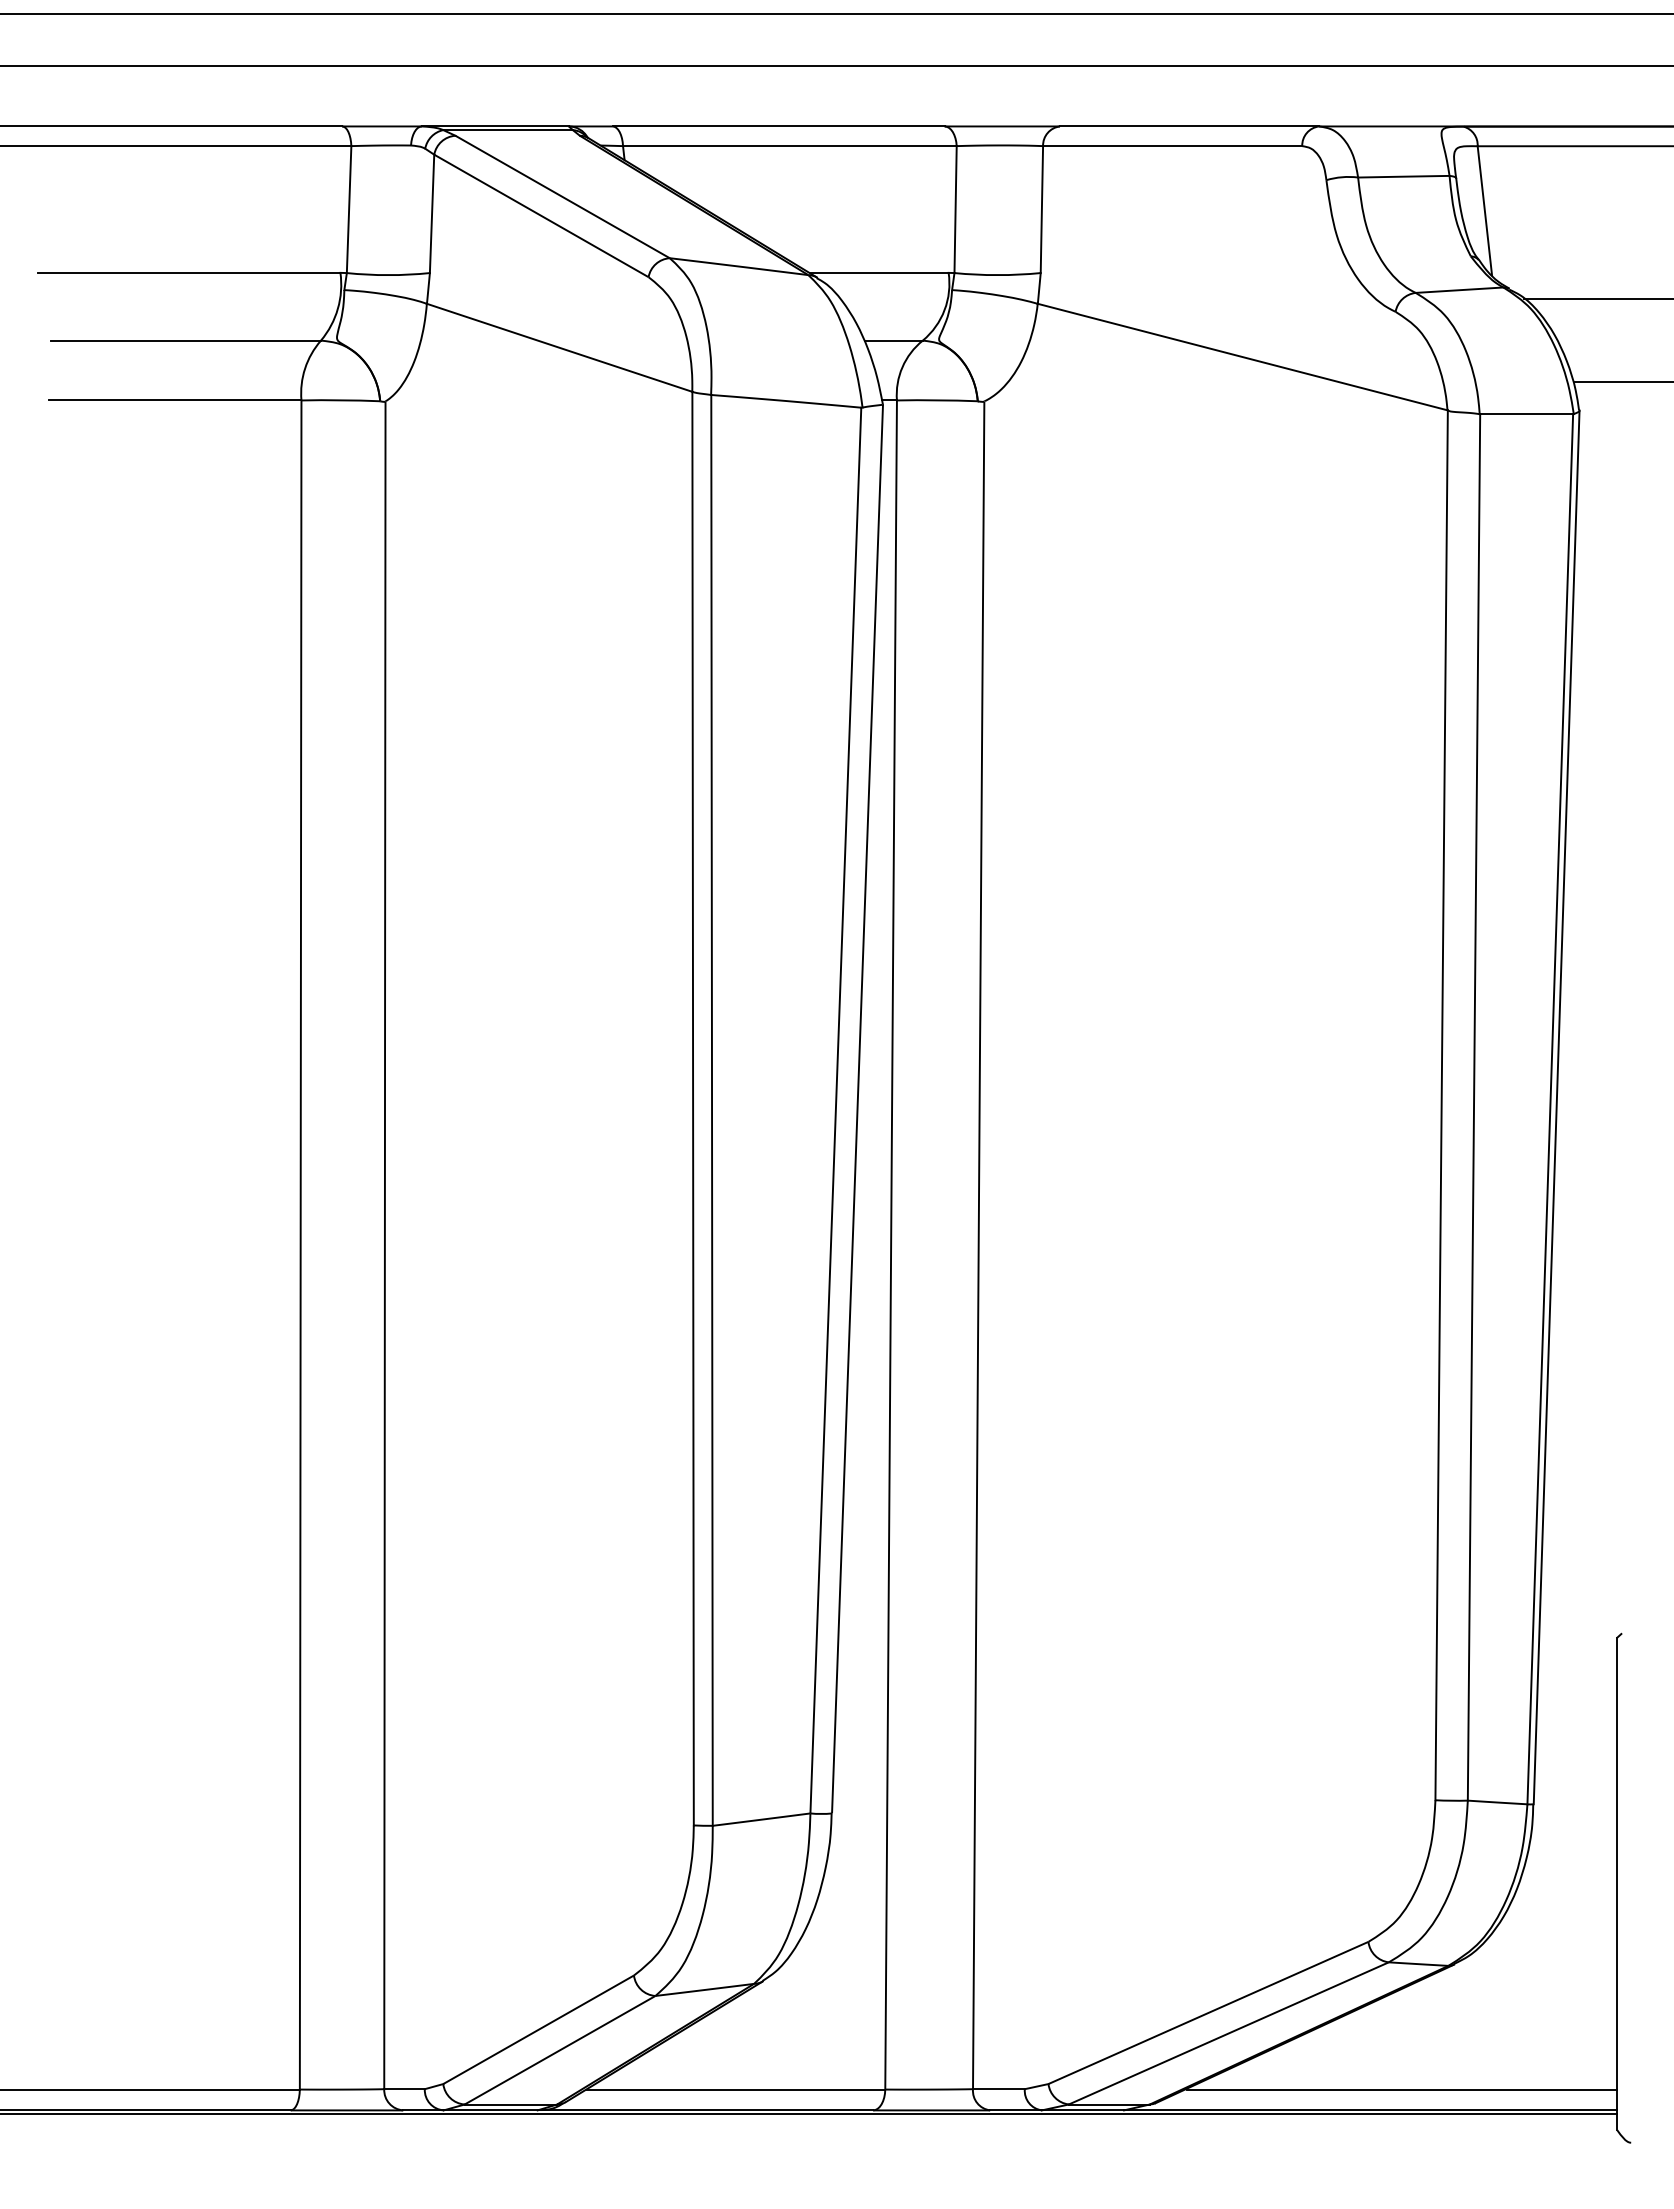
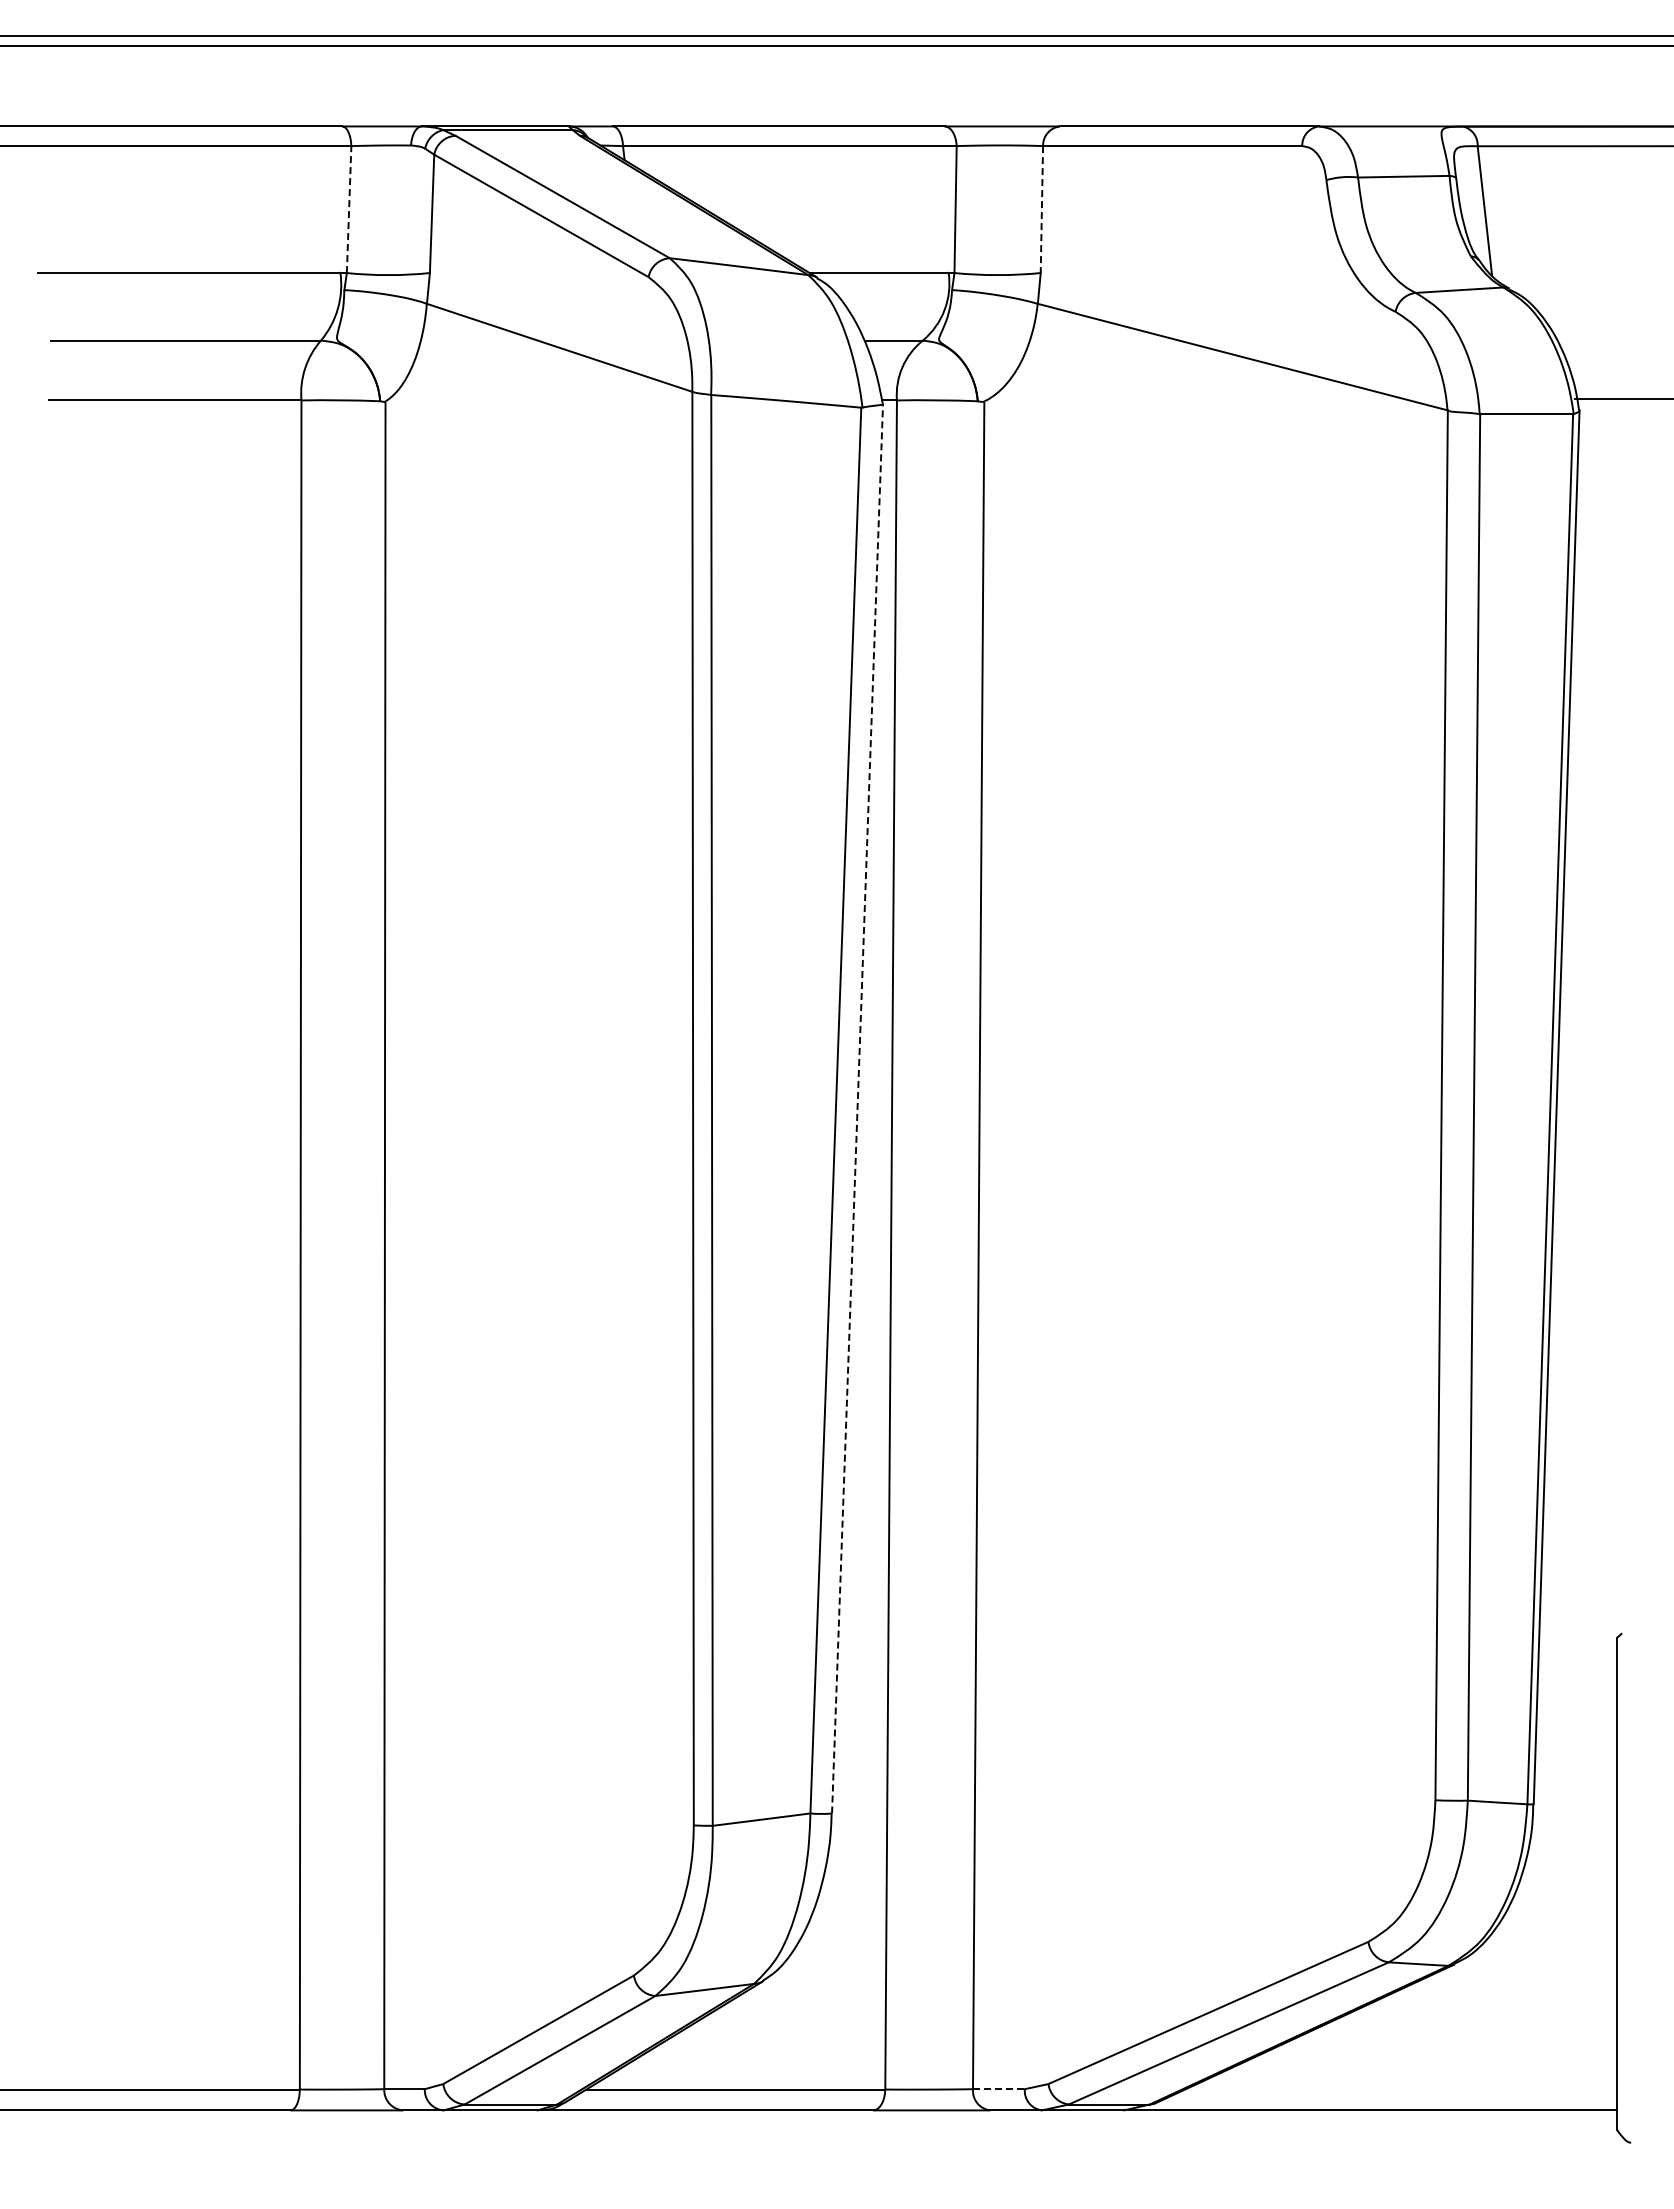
line position: (836, 14) -> (836, 36) (836, 36)
line position: (836, 66) -> (836, 46) (836, 46)
line: solid -> dashed (349, 209)
line: solid -> dashed (1041, 210)
line: present -> none (1597, 298)
line position: (1622, 382) -> (1622, 399) (1622, 399)
line: solid -> dashed (857, 1109)
line: solid -> dashed (998, 2089)
line: present -> none (1401, 2089)
line: present -> none (809, 2113)
